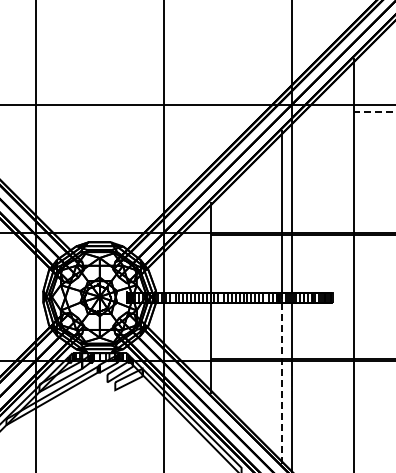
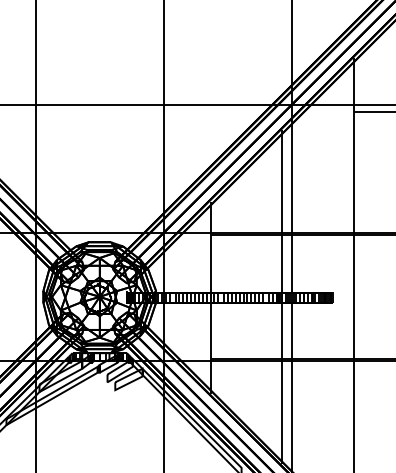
line: dashed -> solid (374, 112)
line: dashed -> solid (282, 380)
